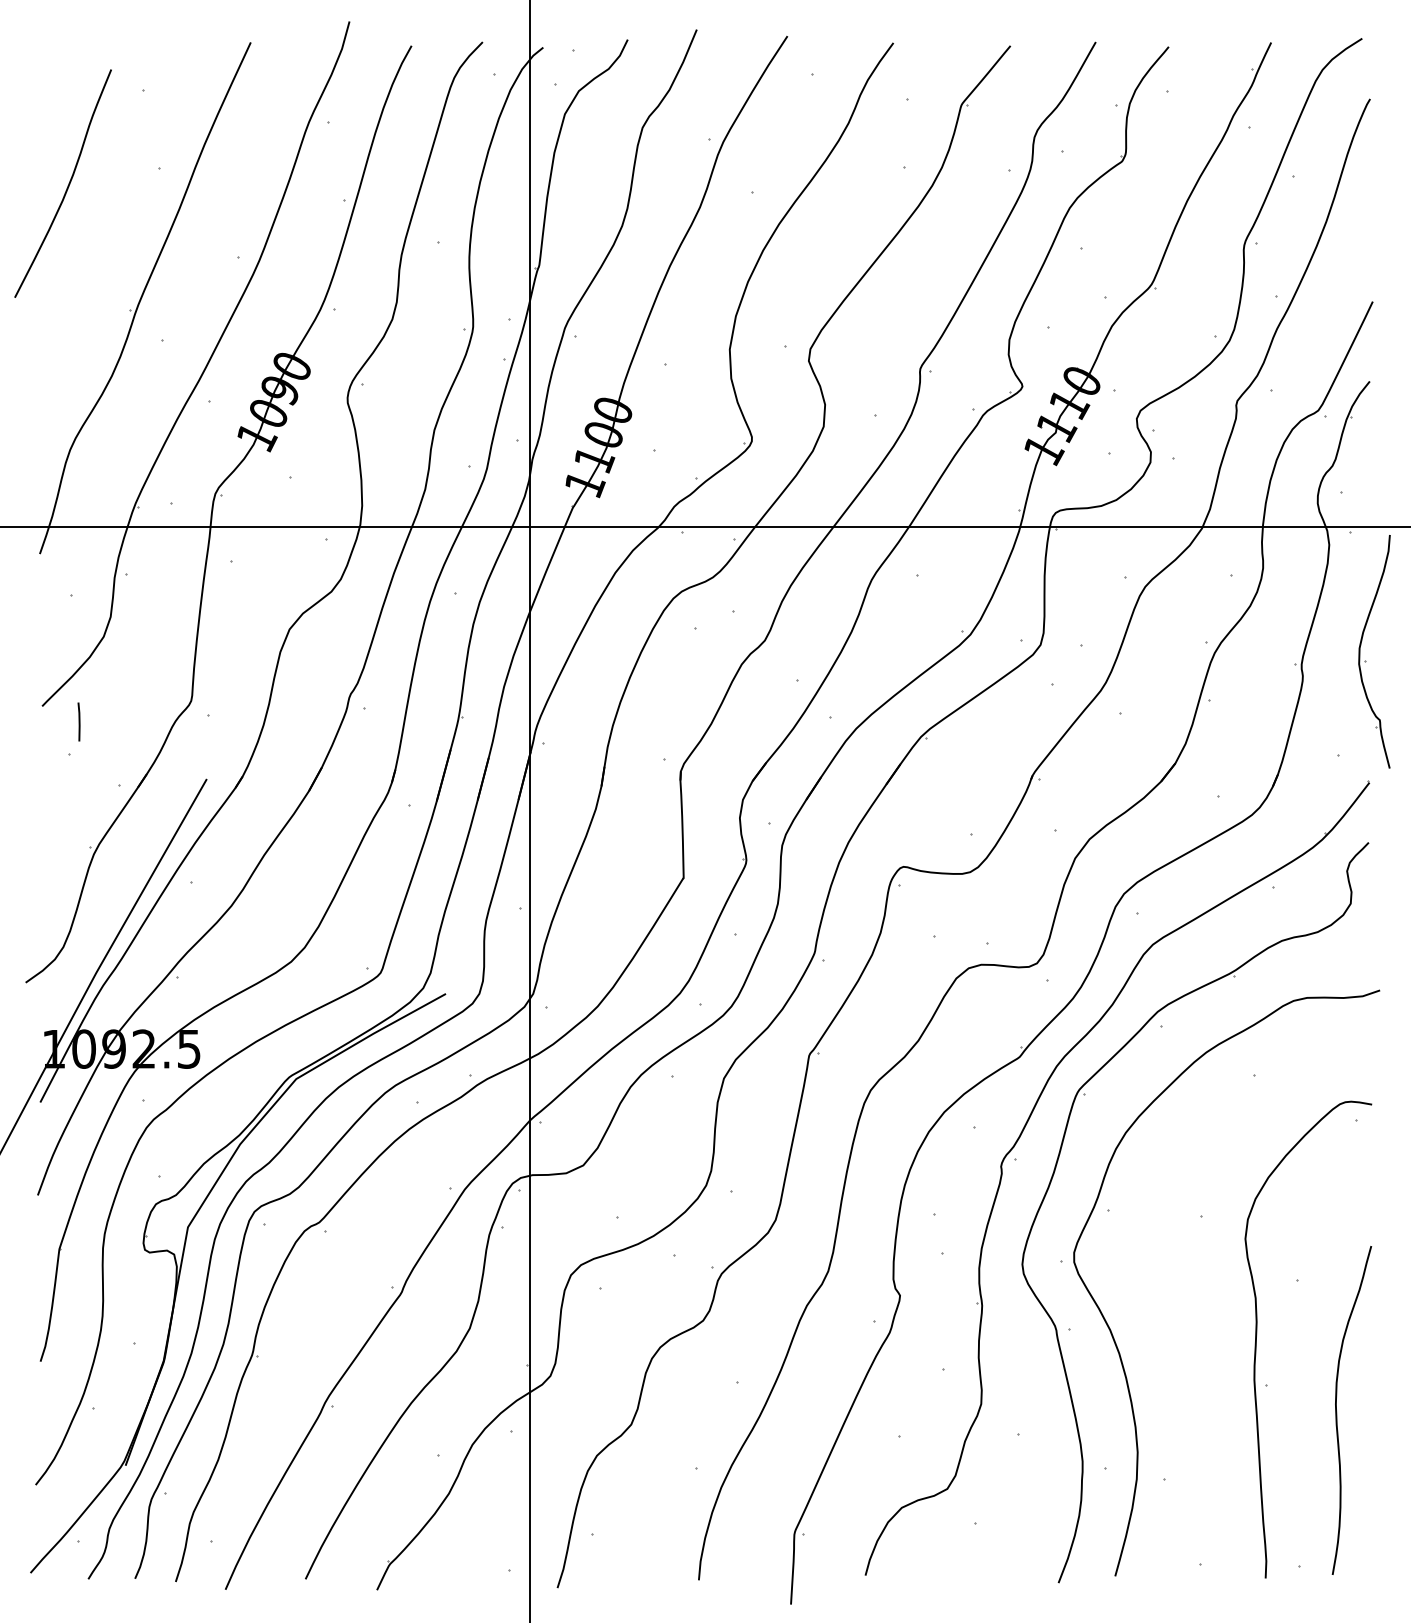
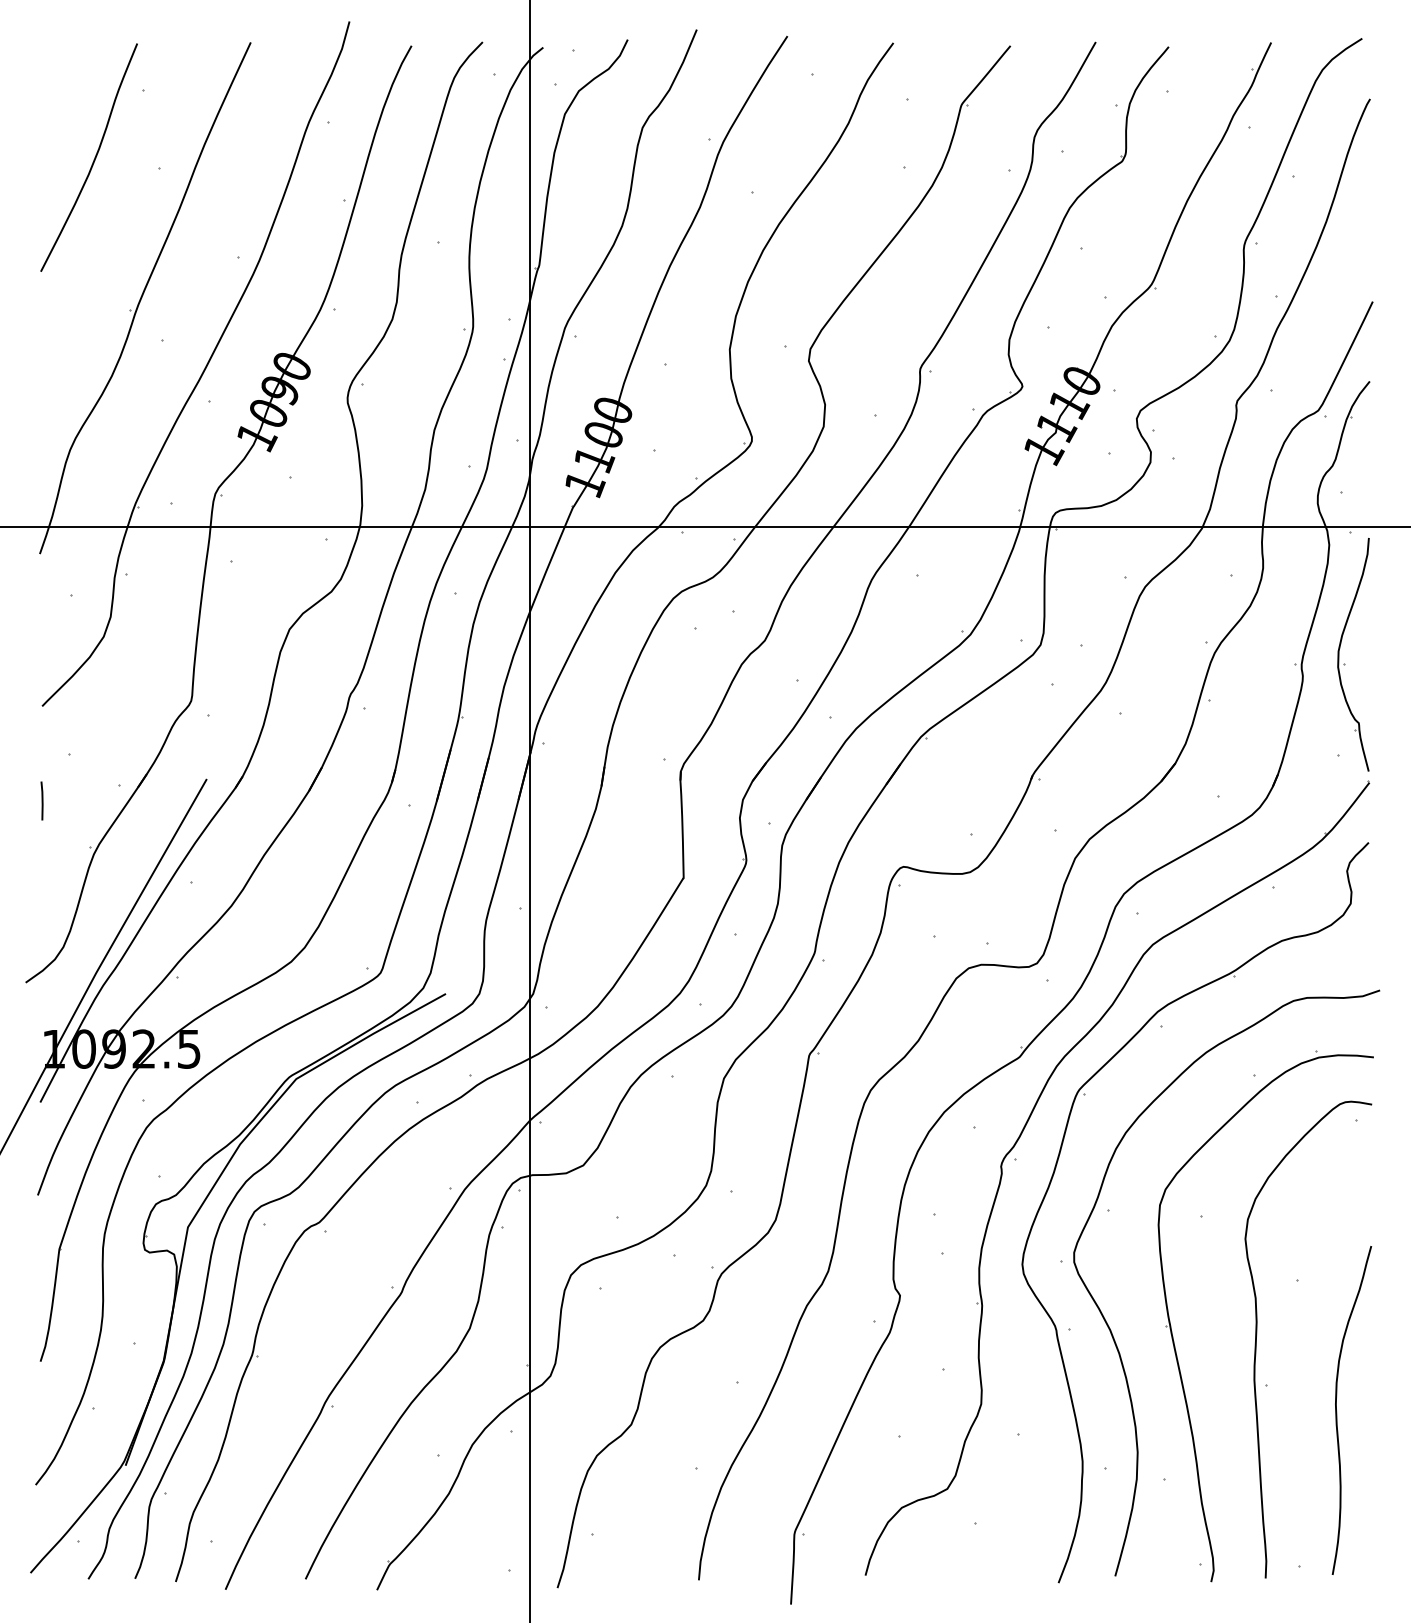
curve position: (67, 185) -> (93, 159) (93, 159)
part position: (1365, 660) -> (1344, 663) (1344, 663)
line position: (78, 721) -> (41, 800) (41, 800)
part: none -> present (1173, 1336)
